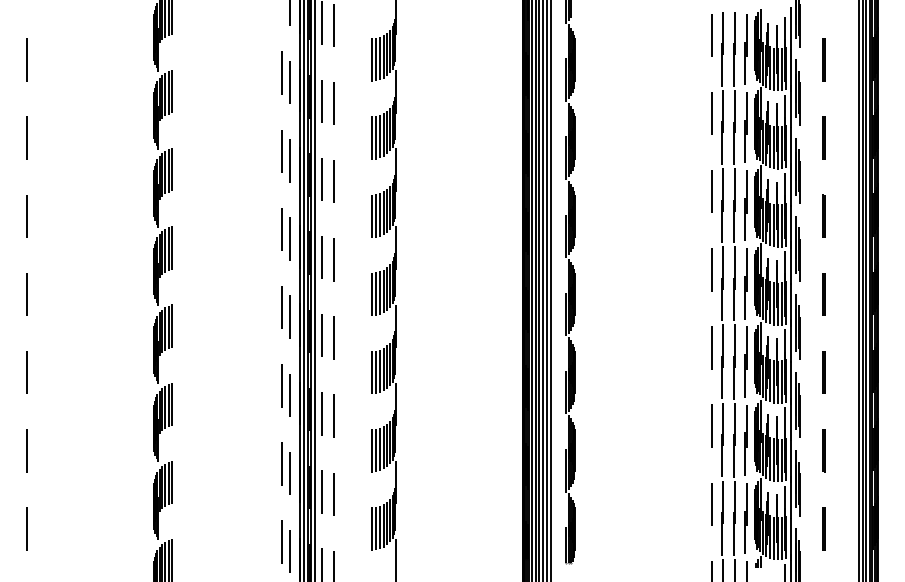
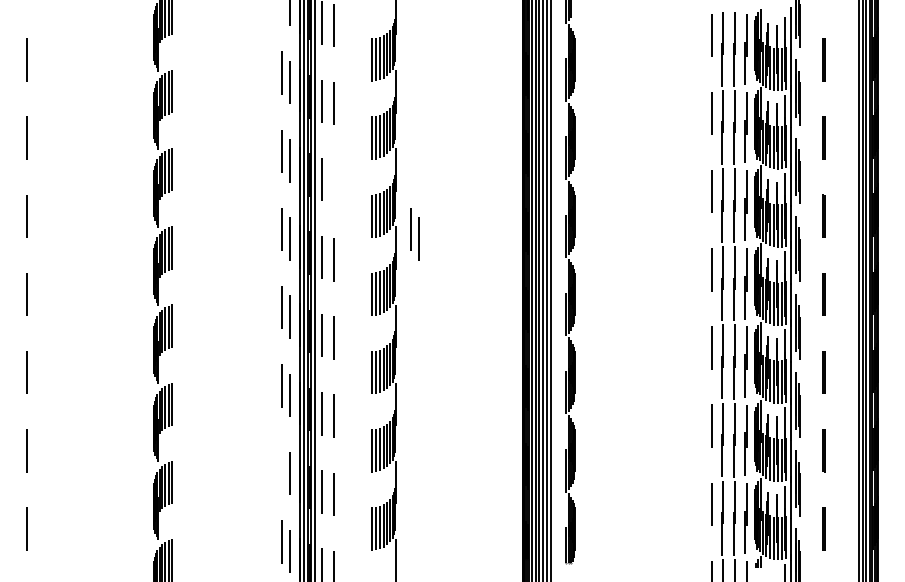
line: present -> none (333, 181)
part: none -> present (414, 234)
line: present -> none (282, 463)
